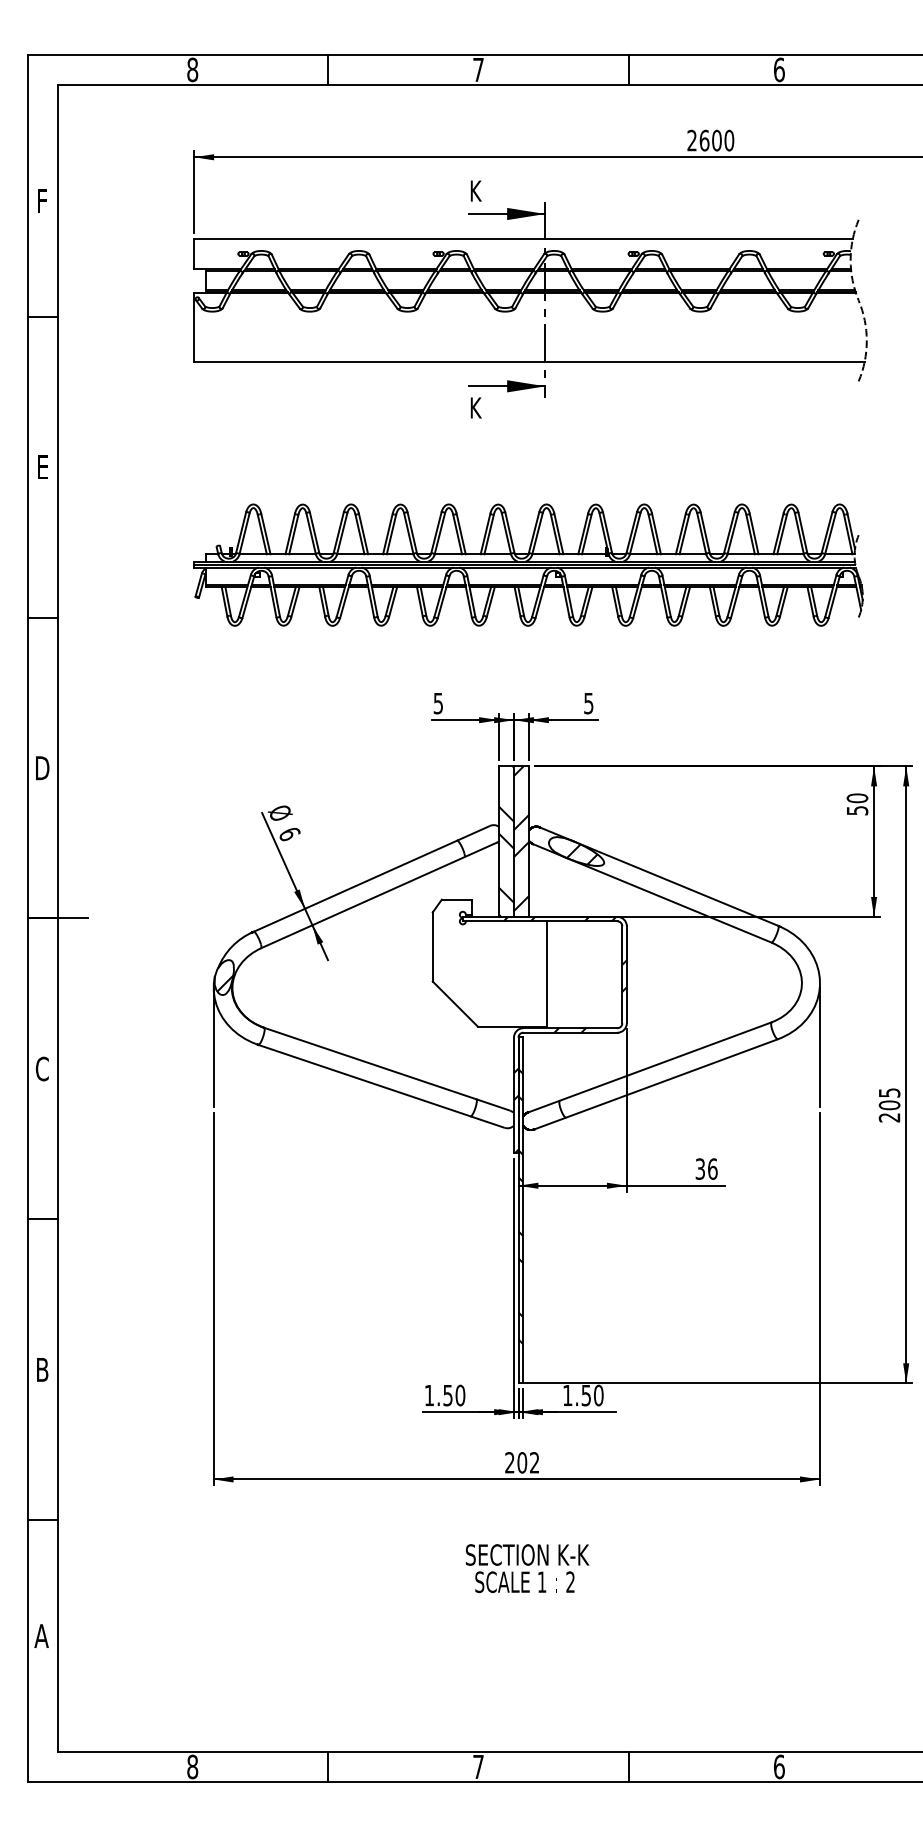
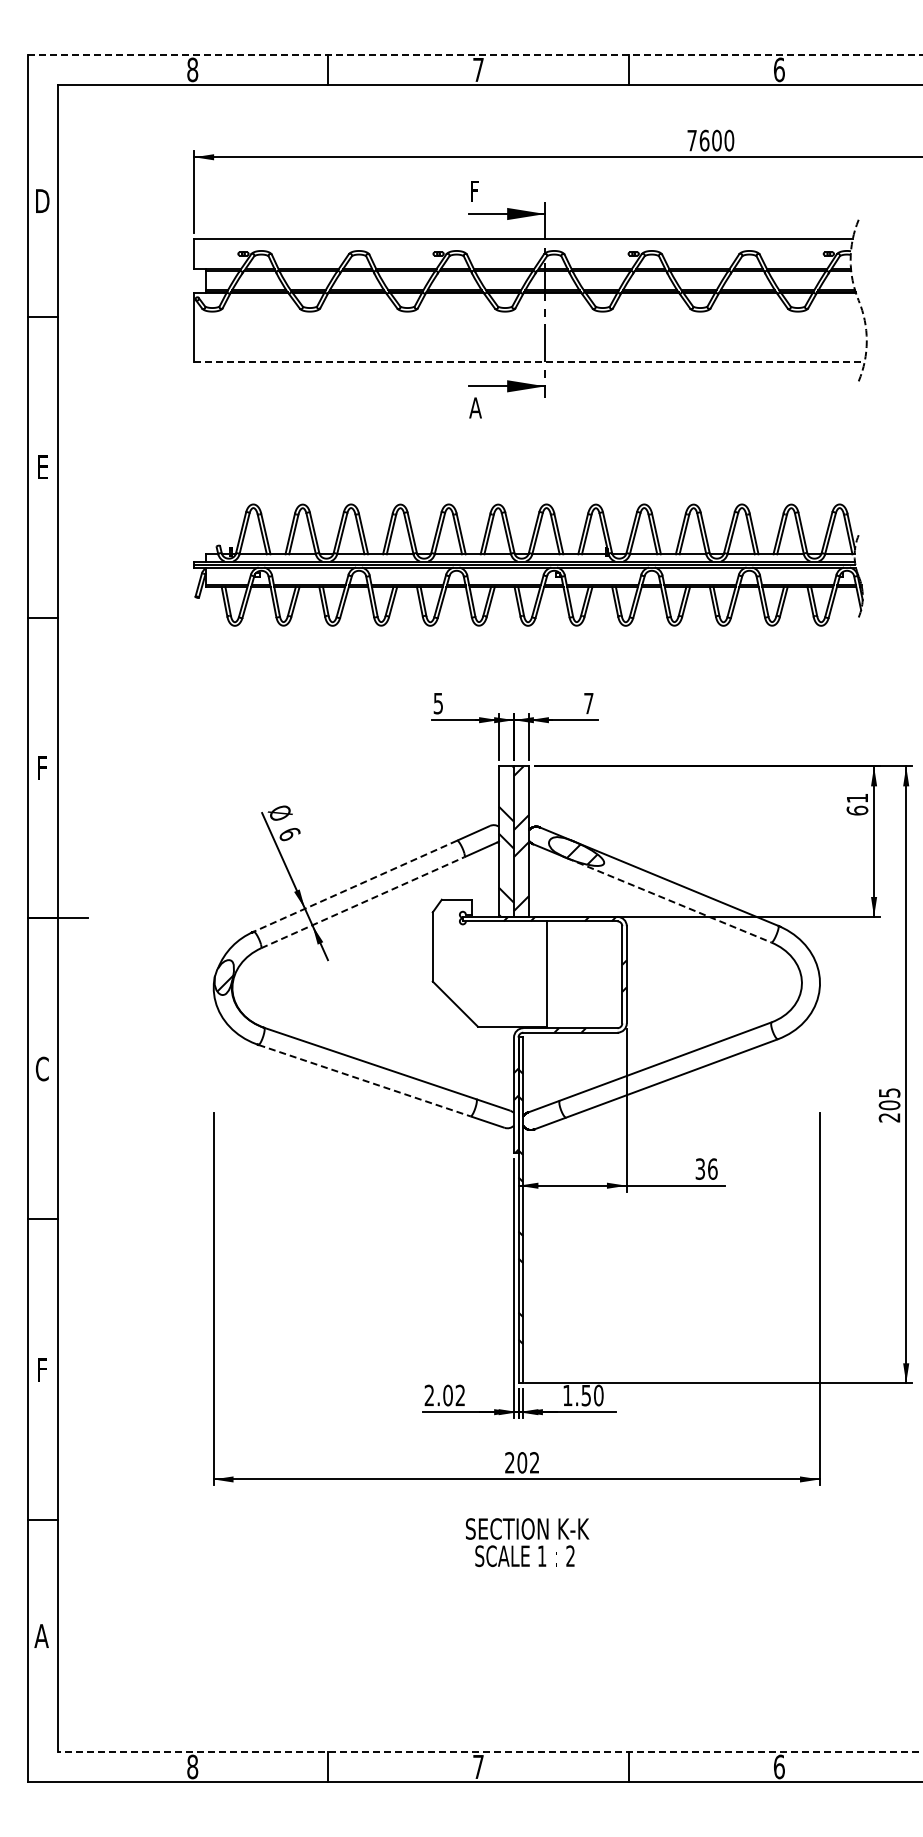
line: solid -> dashed (475, 55)
text: 2600 -> 7600 (691, 140)
text: K -> F (475, 190)
text: F -> D (42, 200)
line: solid -> dashed (529, 362)
text: K -> A (475, 407)
text: 5 -> 7 (588, 703)
text: D -> F (42, 768)
text: 50 -> 61 (857, 804)
line: solid -> dashed (355, 886)
line: solid -> dashed (669, 900)
line: solid -> dashed (363, 902)
line: present -> none (213, 1046)
line: present -> none (819, 1046)
line: solid -> dashed (364, 1080)
text: B -> F (42, 1369)
text: 1.50 -> 2.02 (444, 1395)
text position: (527, 1568) -> (527, 1542) (527, 1542)
line: solid -> dashed (489, 1751)
